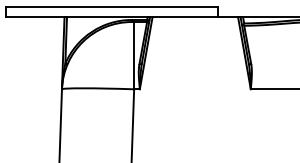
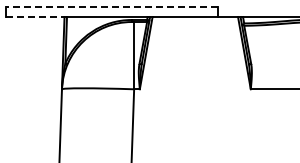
line: solid -> dashed (111, 7)
line: solid -> dashed (35, 17)
